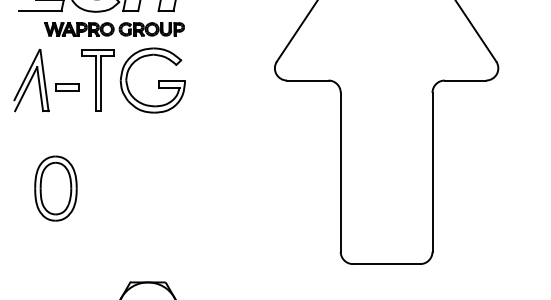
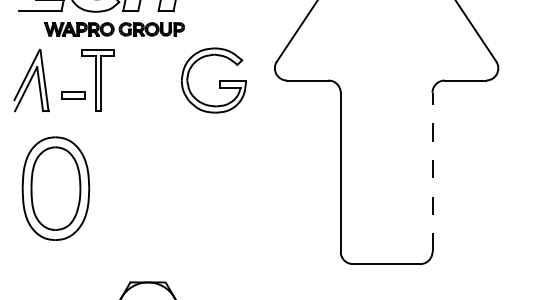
part position: (152, 80) -> (213, 80) (213, 80)
part position: (67, 87) -> (73, 95) (73, 95)
line: solid -> dashed (432, 172)
part size: 44x67 px -> 70x105 px (55, 188)
